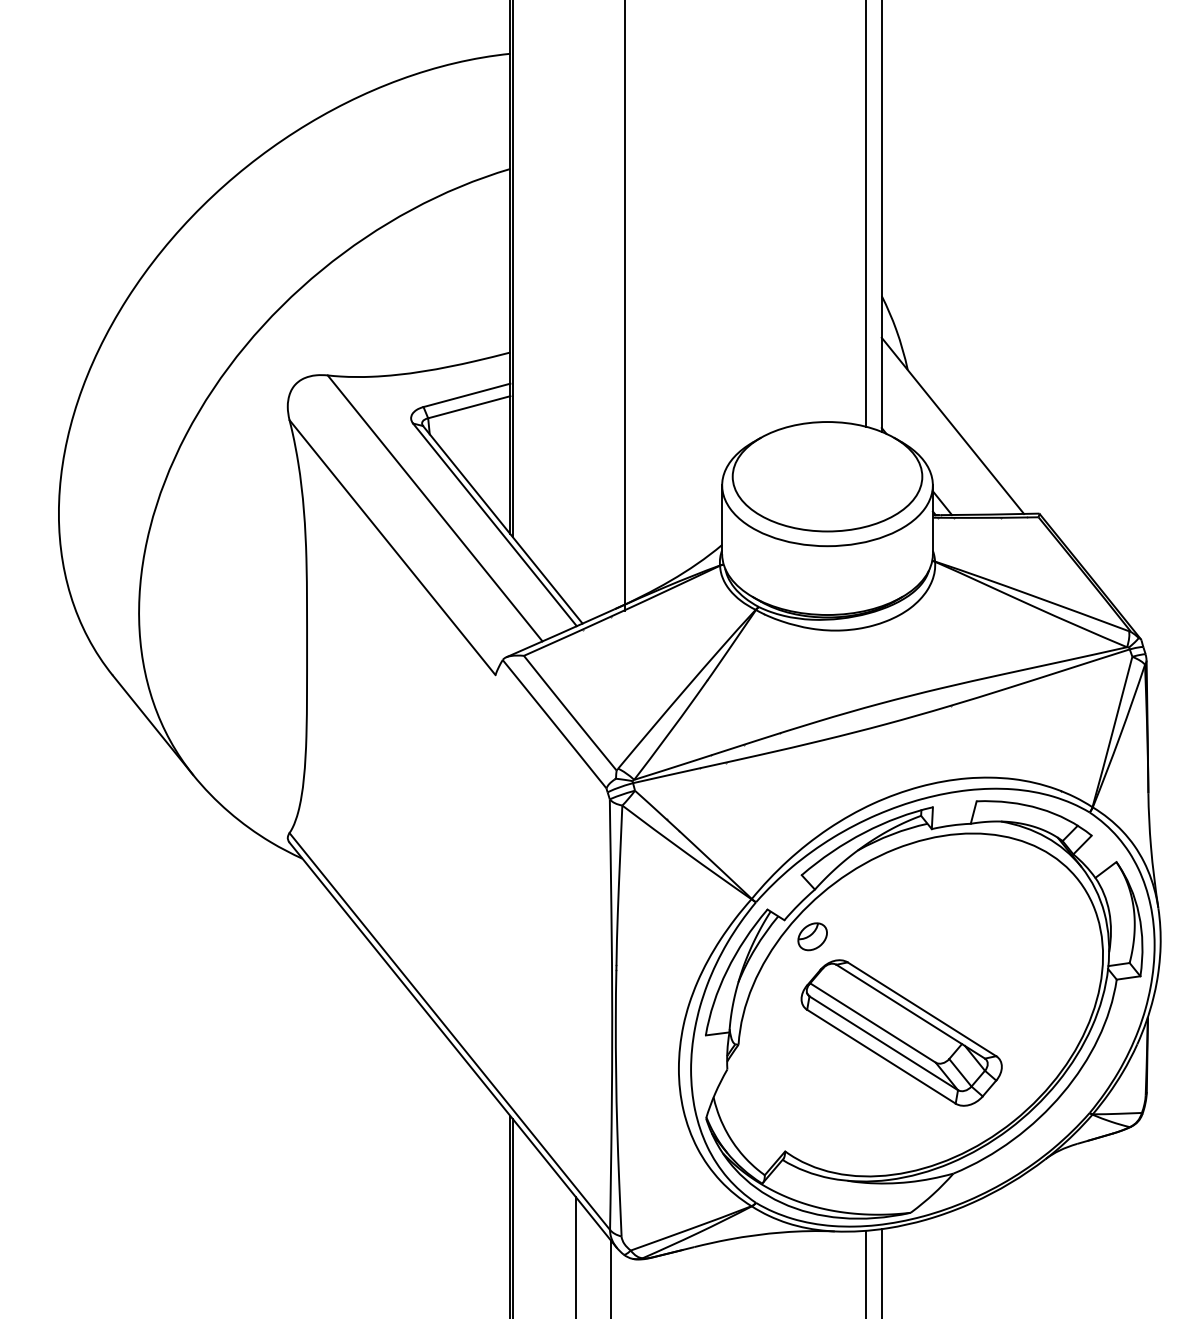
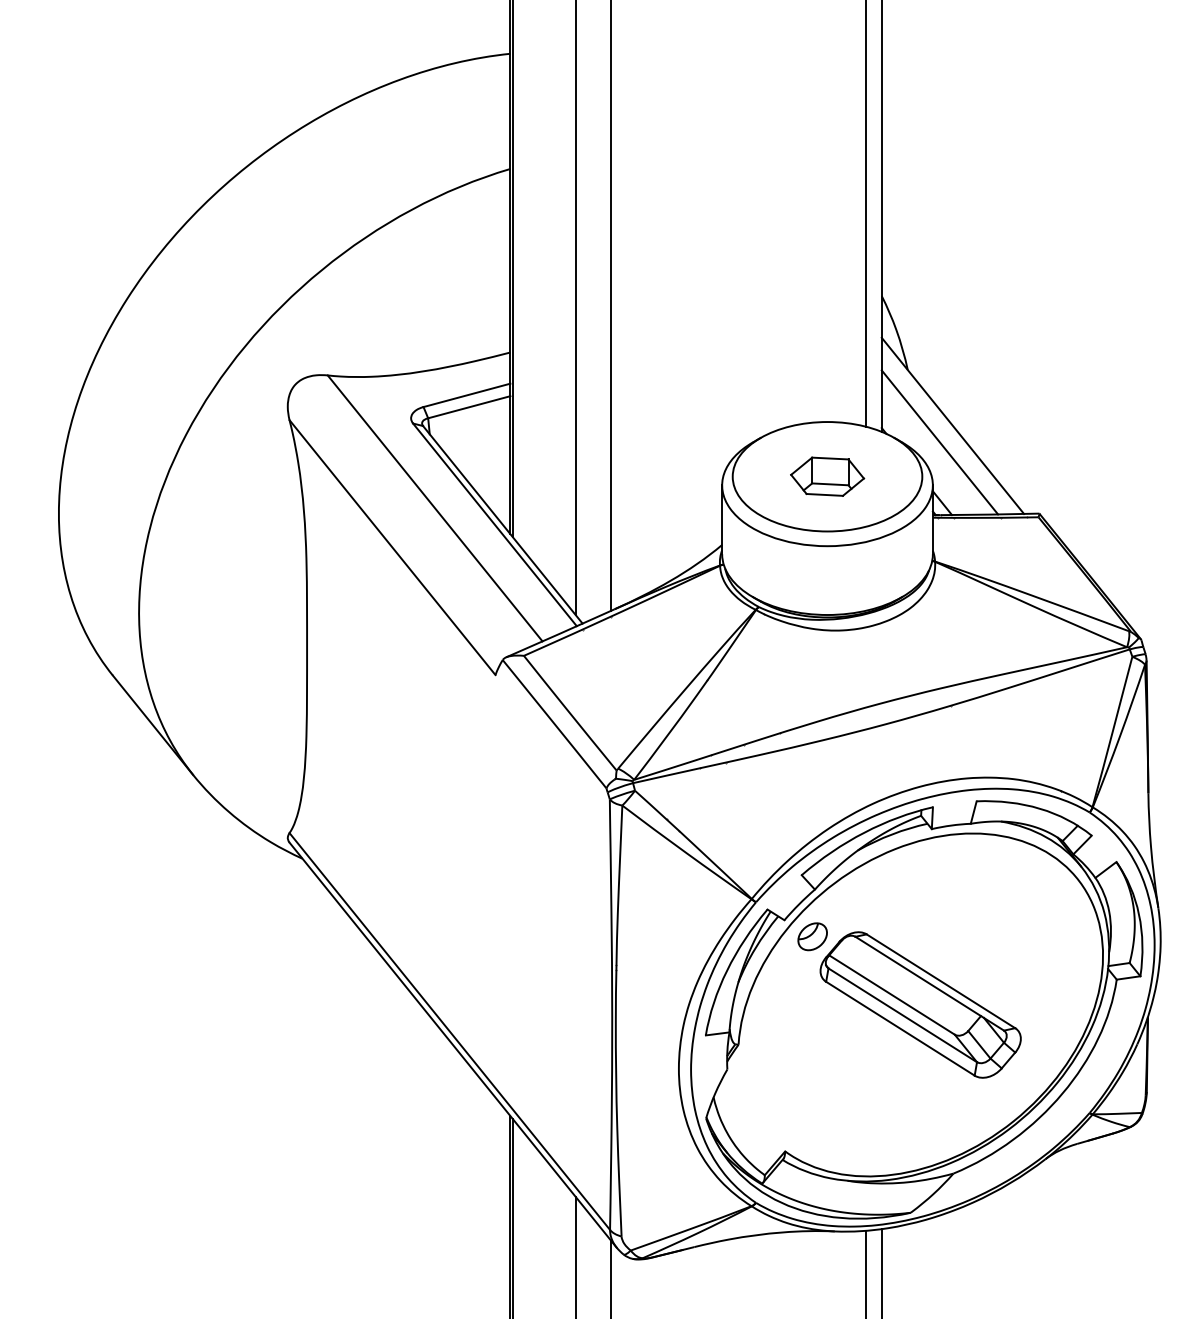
line position: (625, 306) -> (611, 306) (611, 306)
line: none -> present (575, 308)
line: none -> present (939, 442)
part: none -> present (827, 476)
part position: (901, 1032) -> (920, 1004) (920, 1004)
